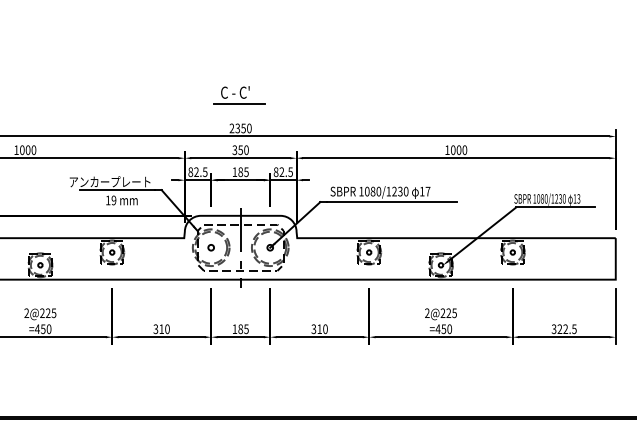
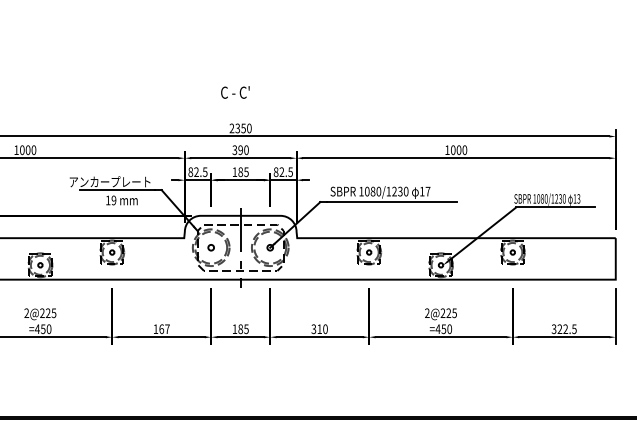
line: present -> none (239, 103)
text: 350 -> 390 (240, 149)
text: 310 -> 167 (161, 329)
